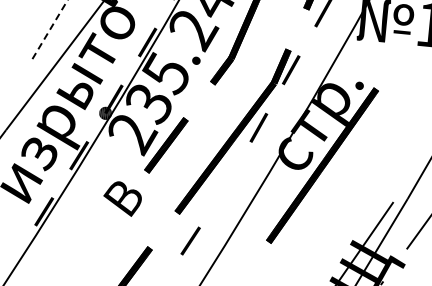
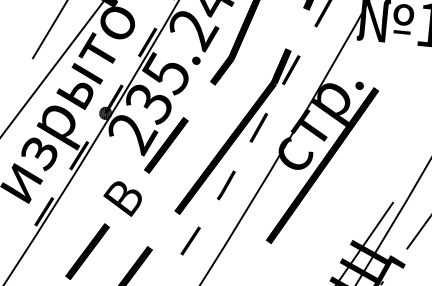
line: dashed -> solid (50, 29)
line: none -> present (225, 185)
part: none -> present (87, 251)
